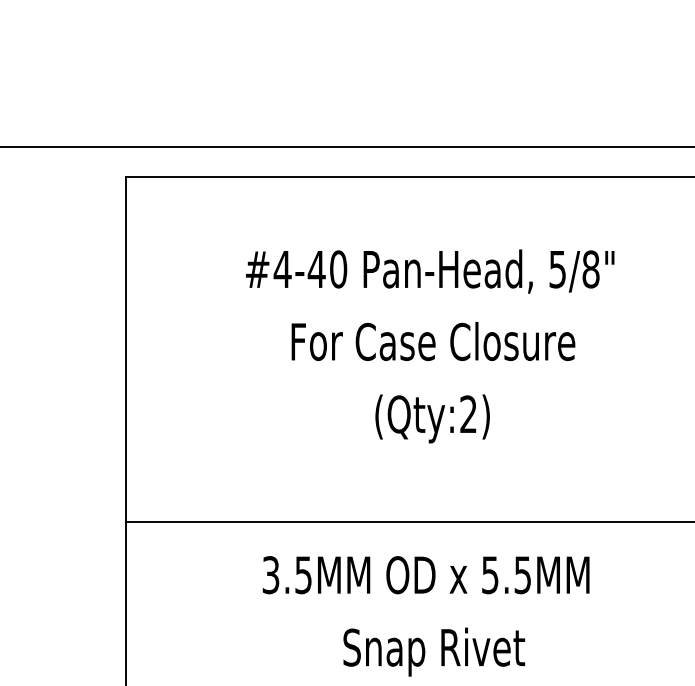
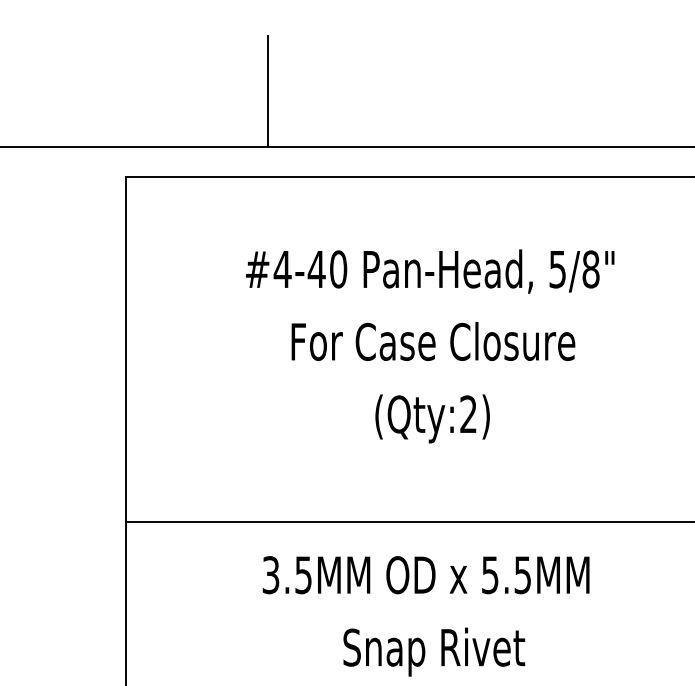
line: none -> present (268, 91)
